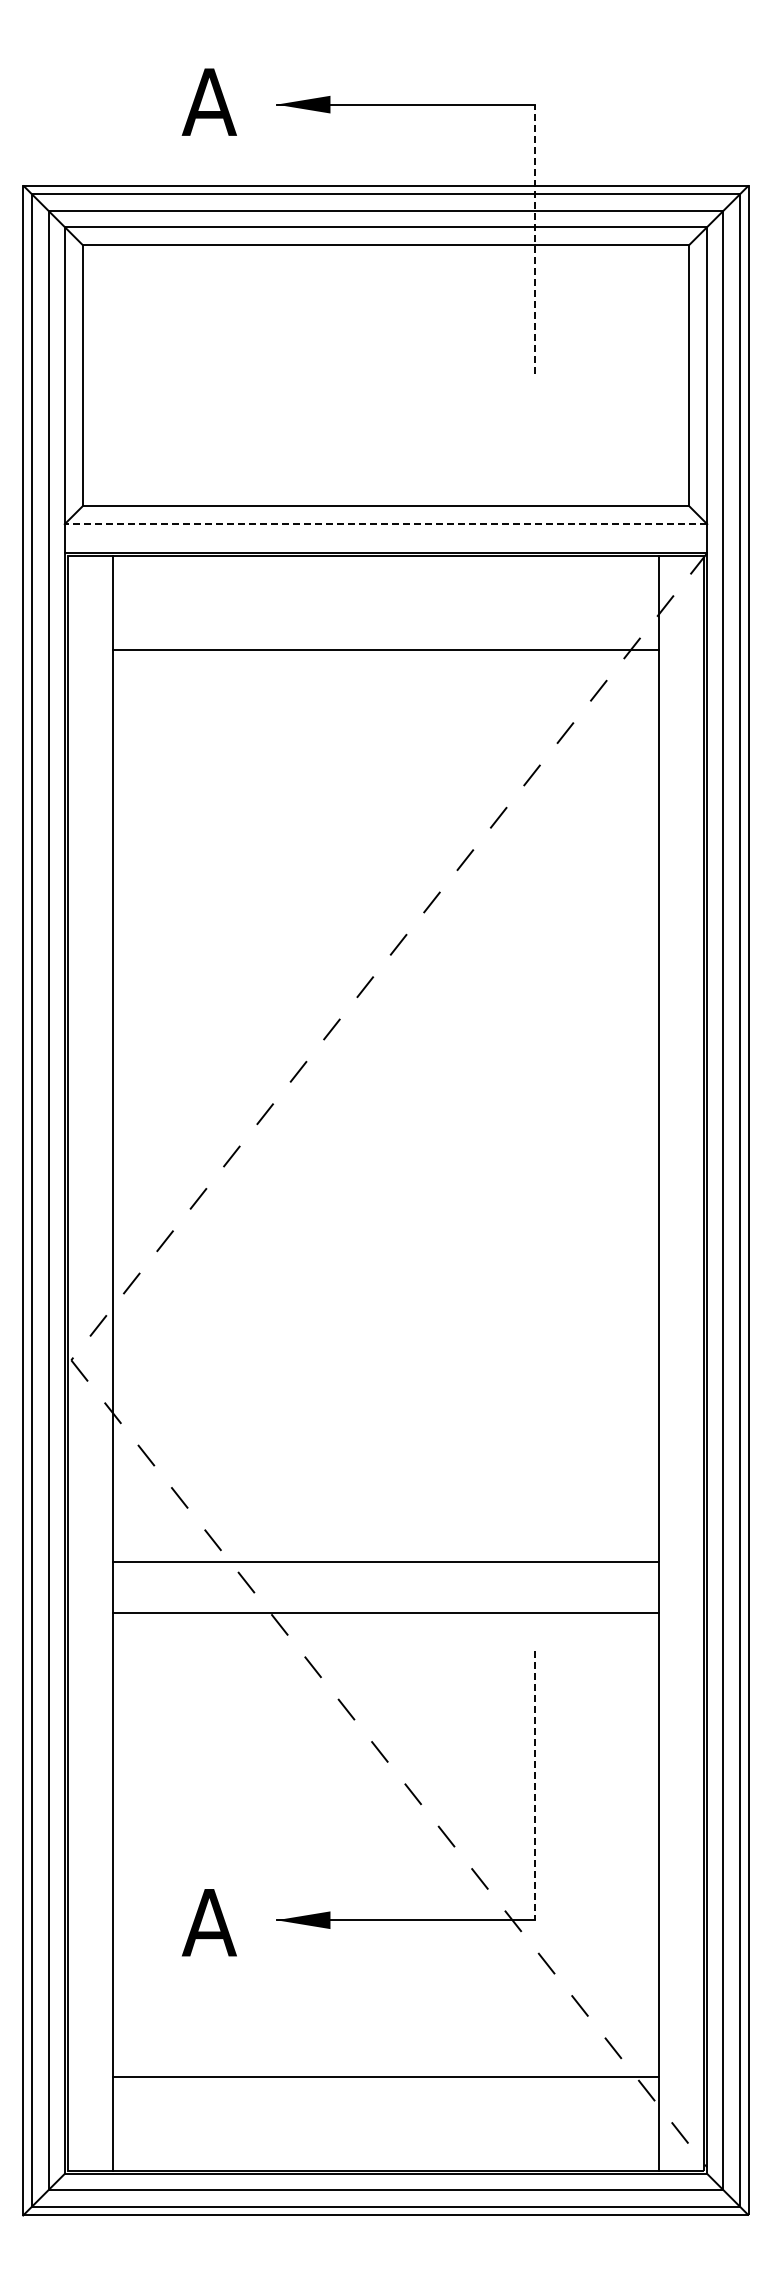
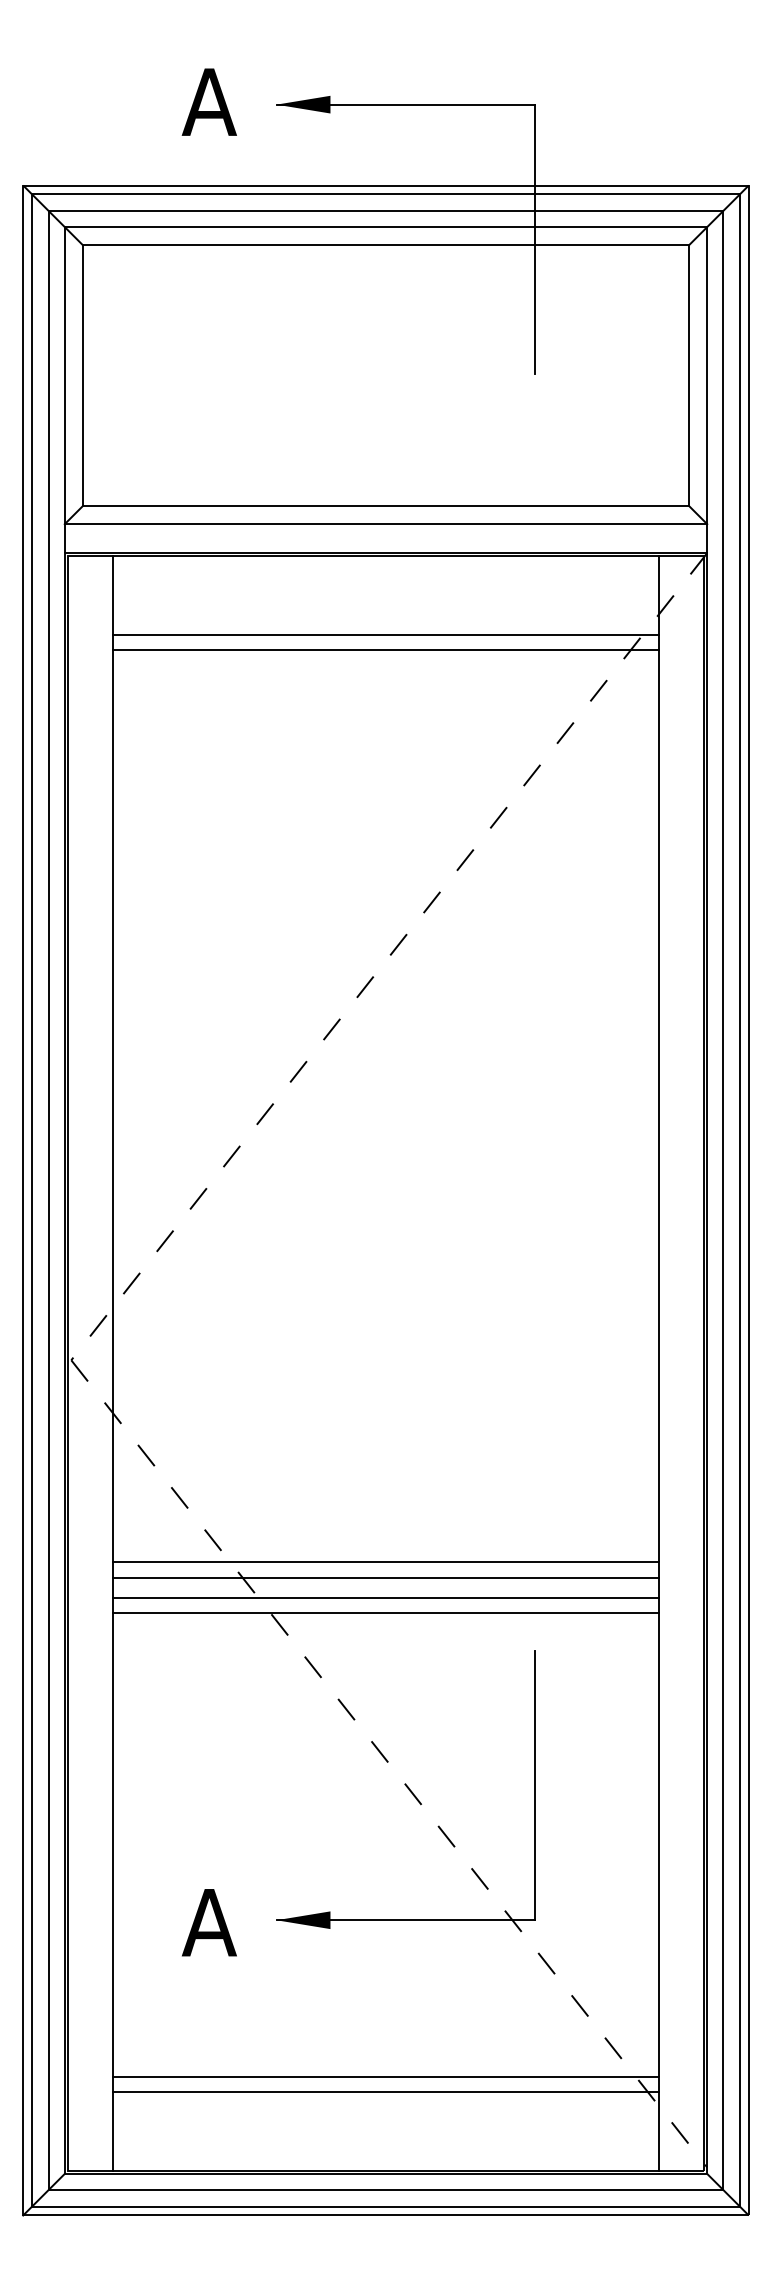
line: dashed -> solid (535, 239)
line: dashed -> solid (385, 524)
line: none -> present (385, 634)
line: none -> present (385, 1577)
line: none -> present (385, 1597)
line: dashed -> solid (535, 1785)
line: none -> present (385, 2092)
